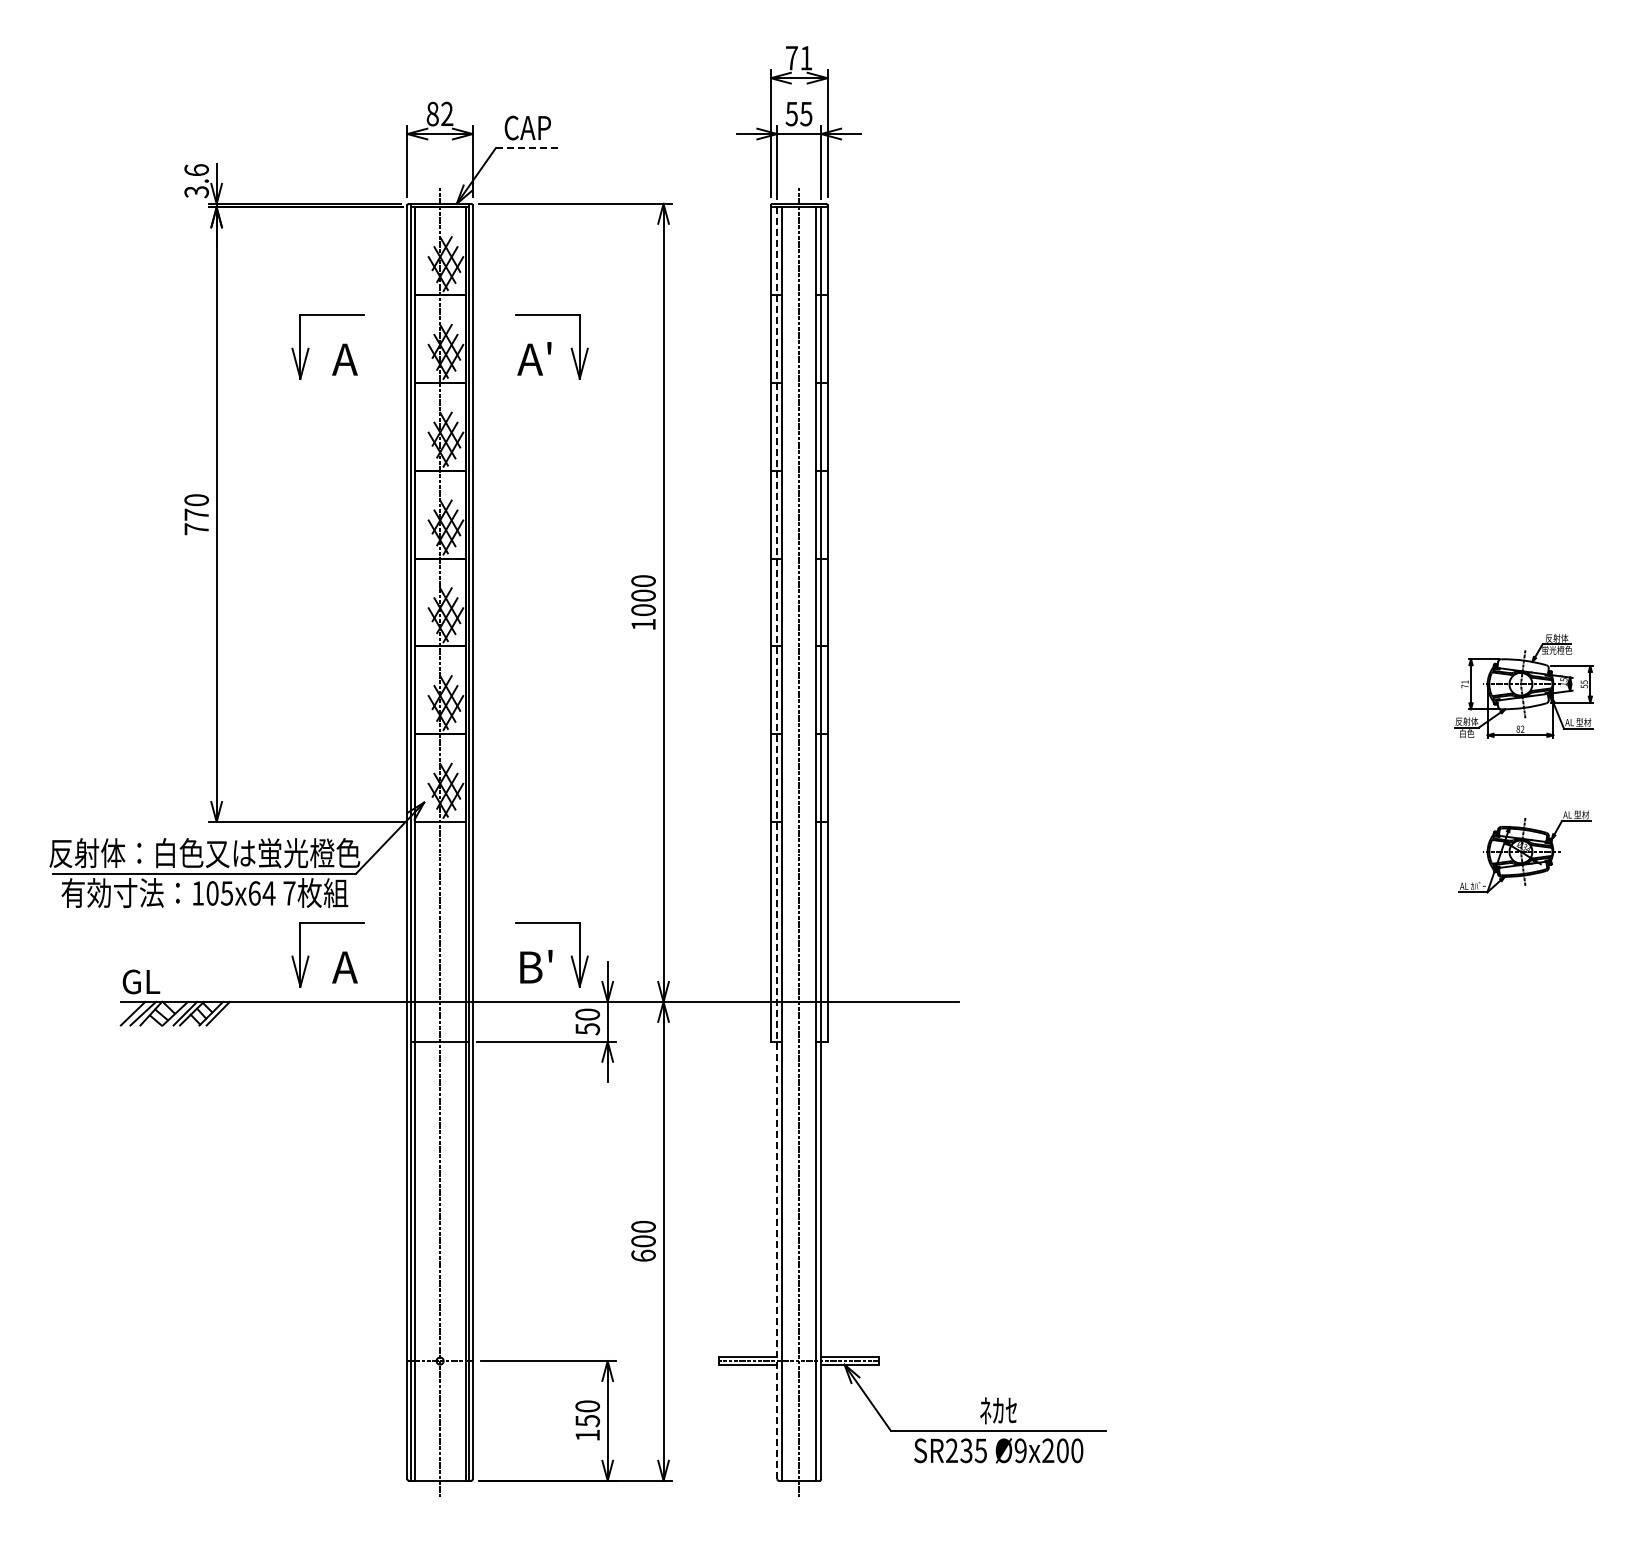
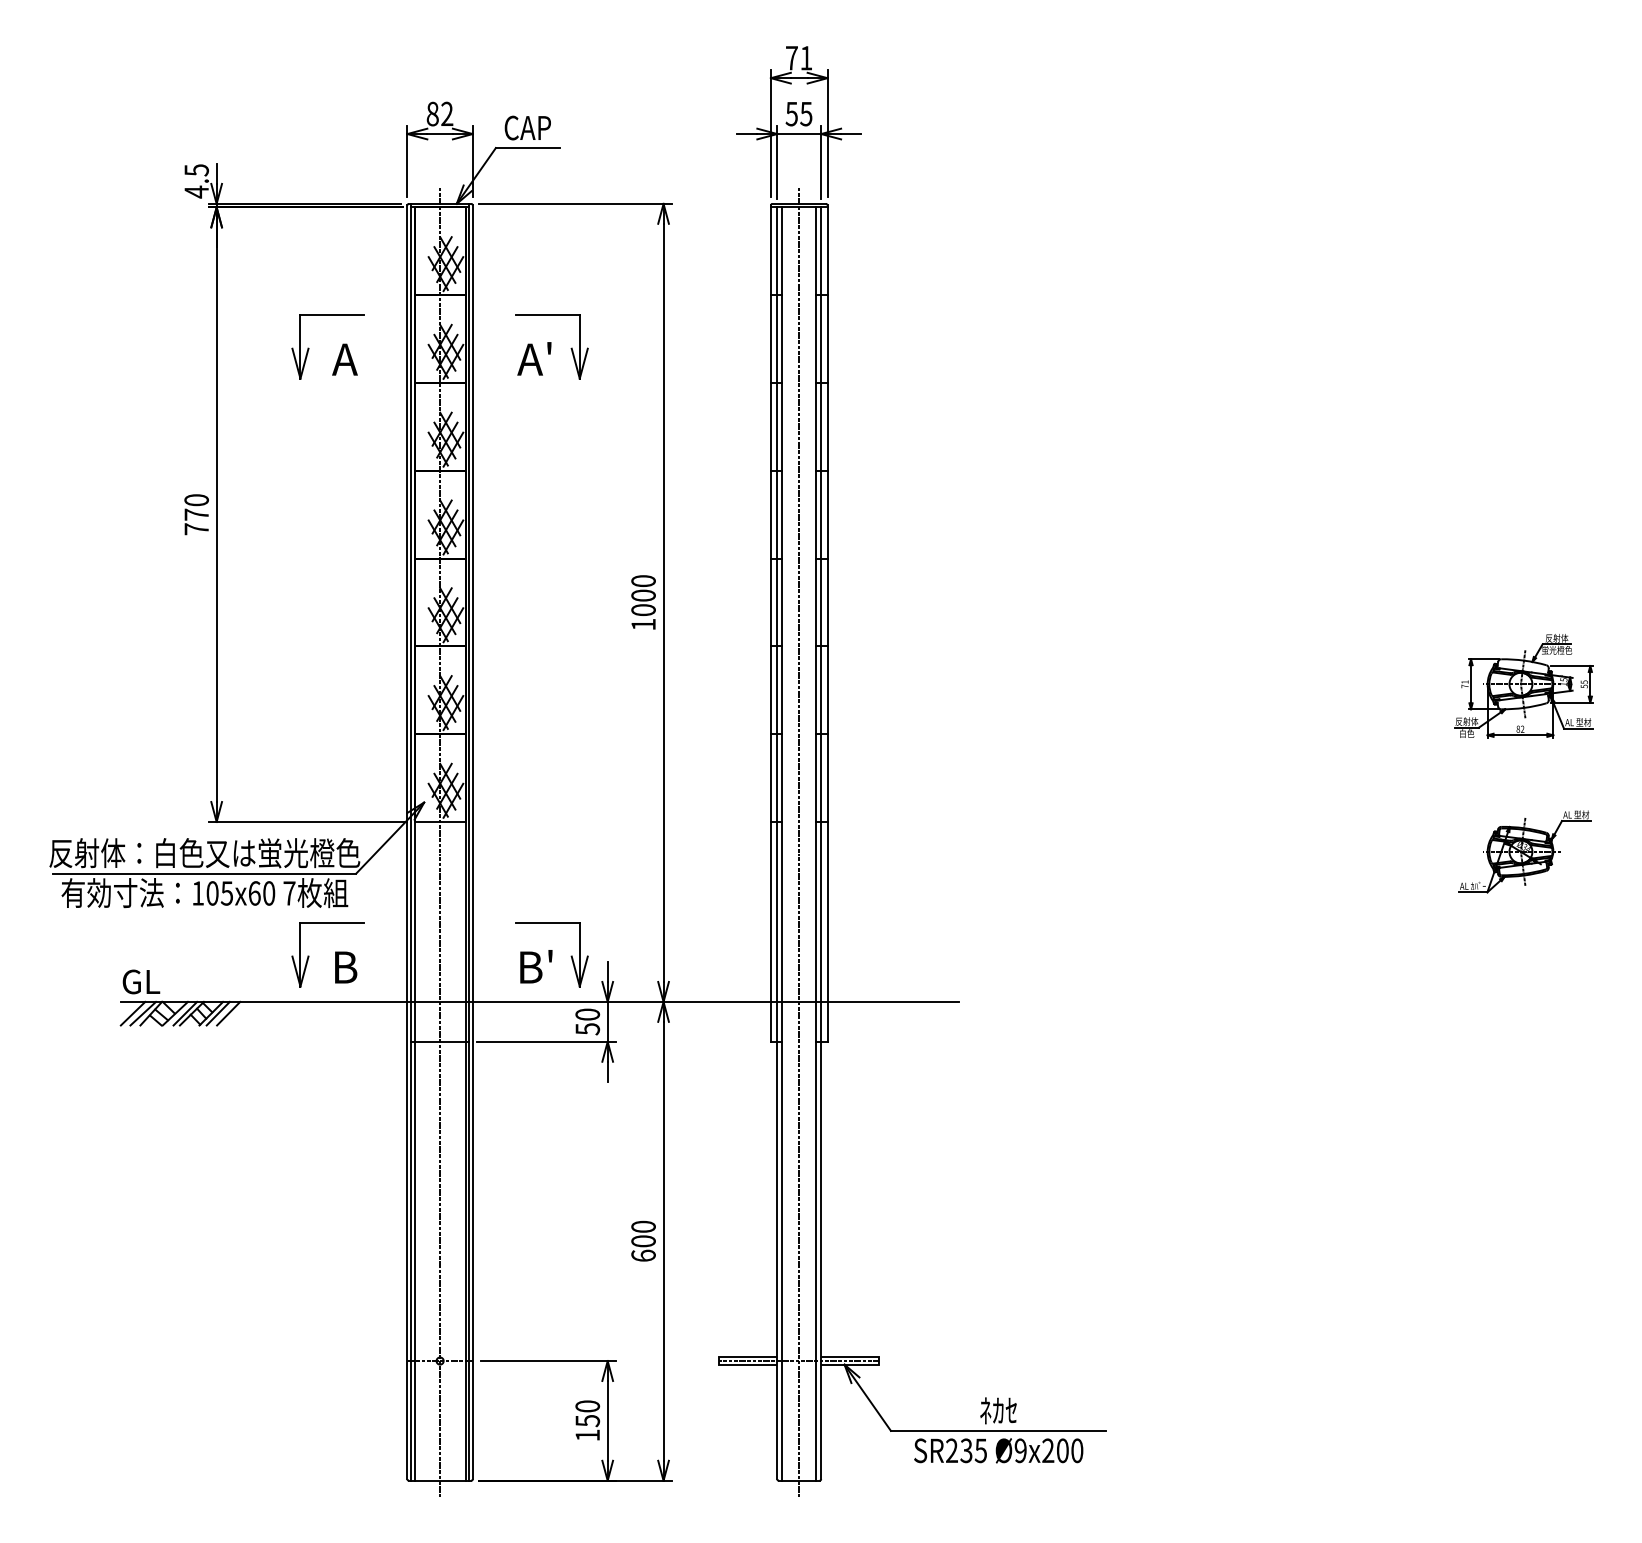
line: dashed -> solid (527, 148)
text: 3.6 -> 4.5 (196, 181)
line: dashed -> solid (777, 843)
text: 105x64 -> 105x60 (268, 893)
text: A -> B (344, 967)
line: none -> present (228, 1013)
